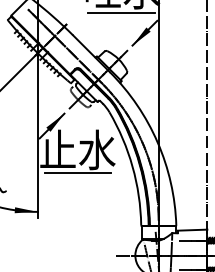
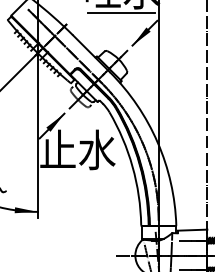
line: present -> none (77, 173)
